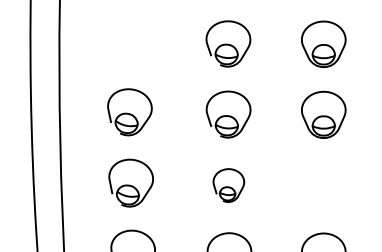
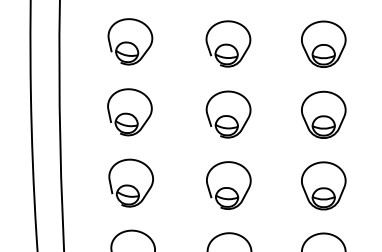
part: none -> present (130, 41)
part size: 34x35 px -> 46x49 px (228, 185)
part: none -> present (323, 185)
